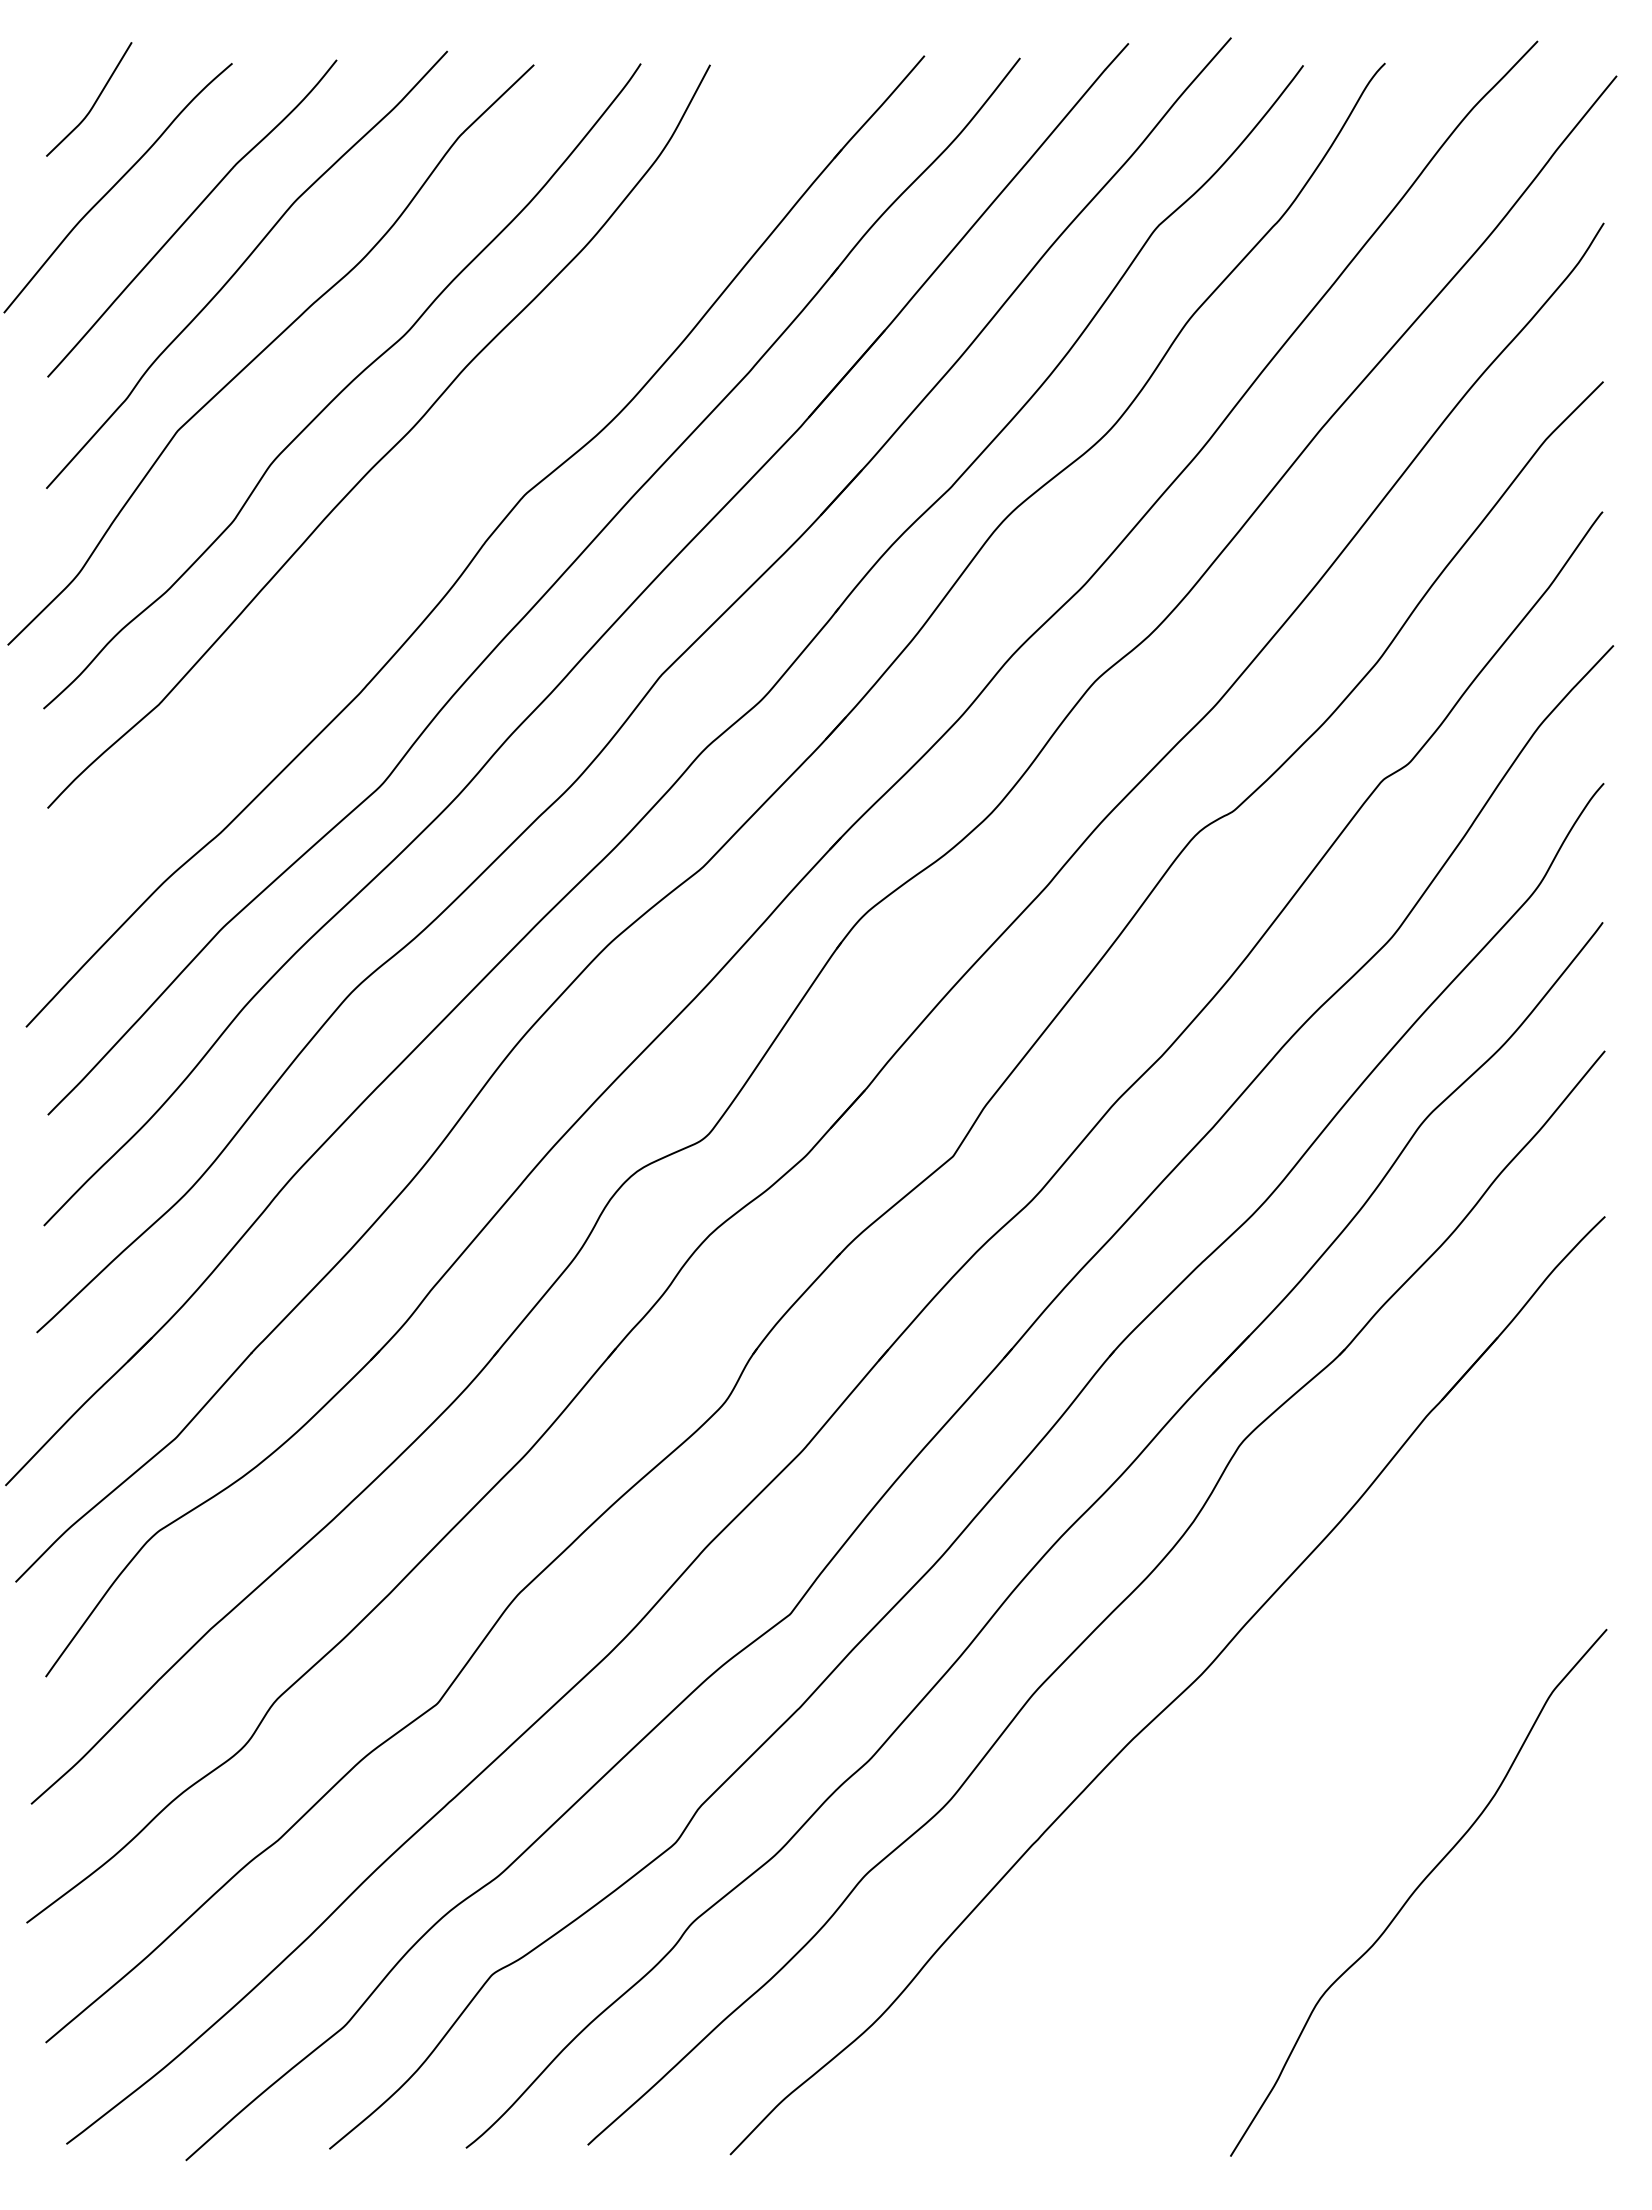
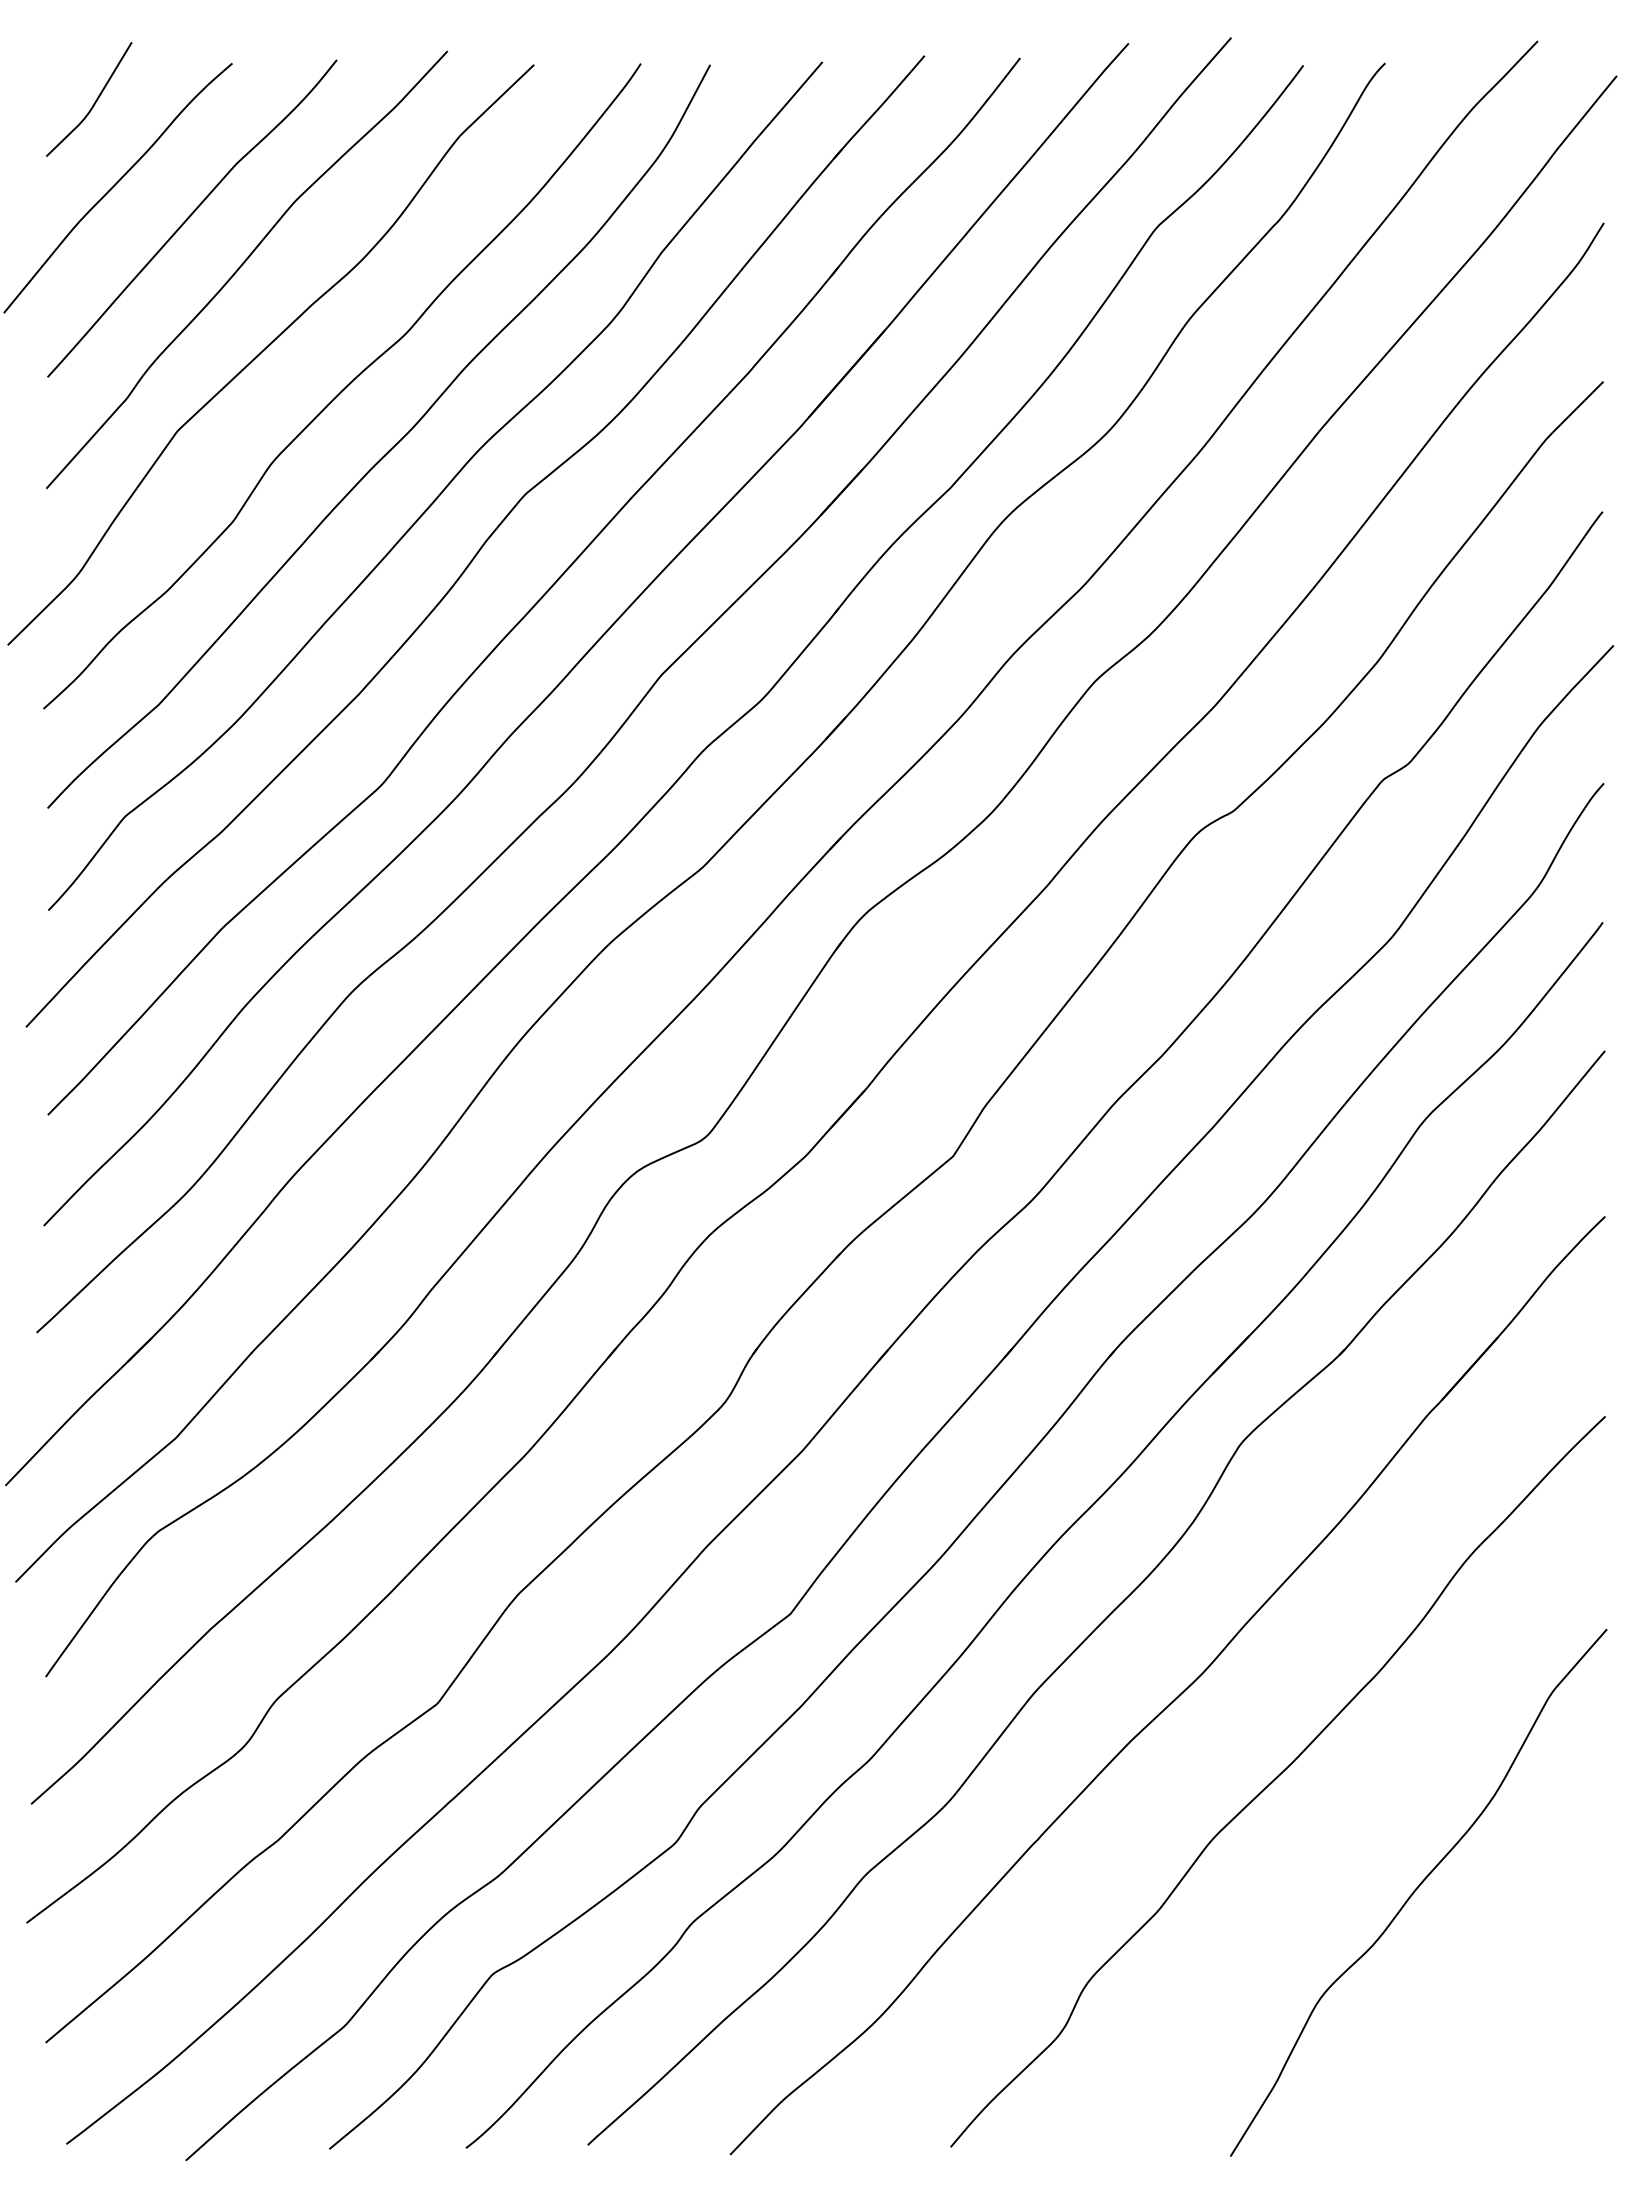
curve: none -> present (441, 491)
curve: none -> present (1276, 1779)
